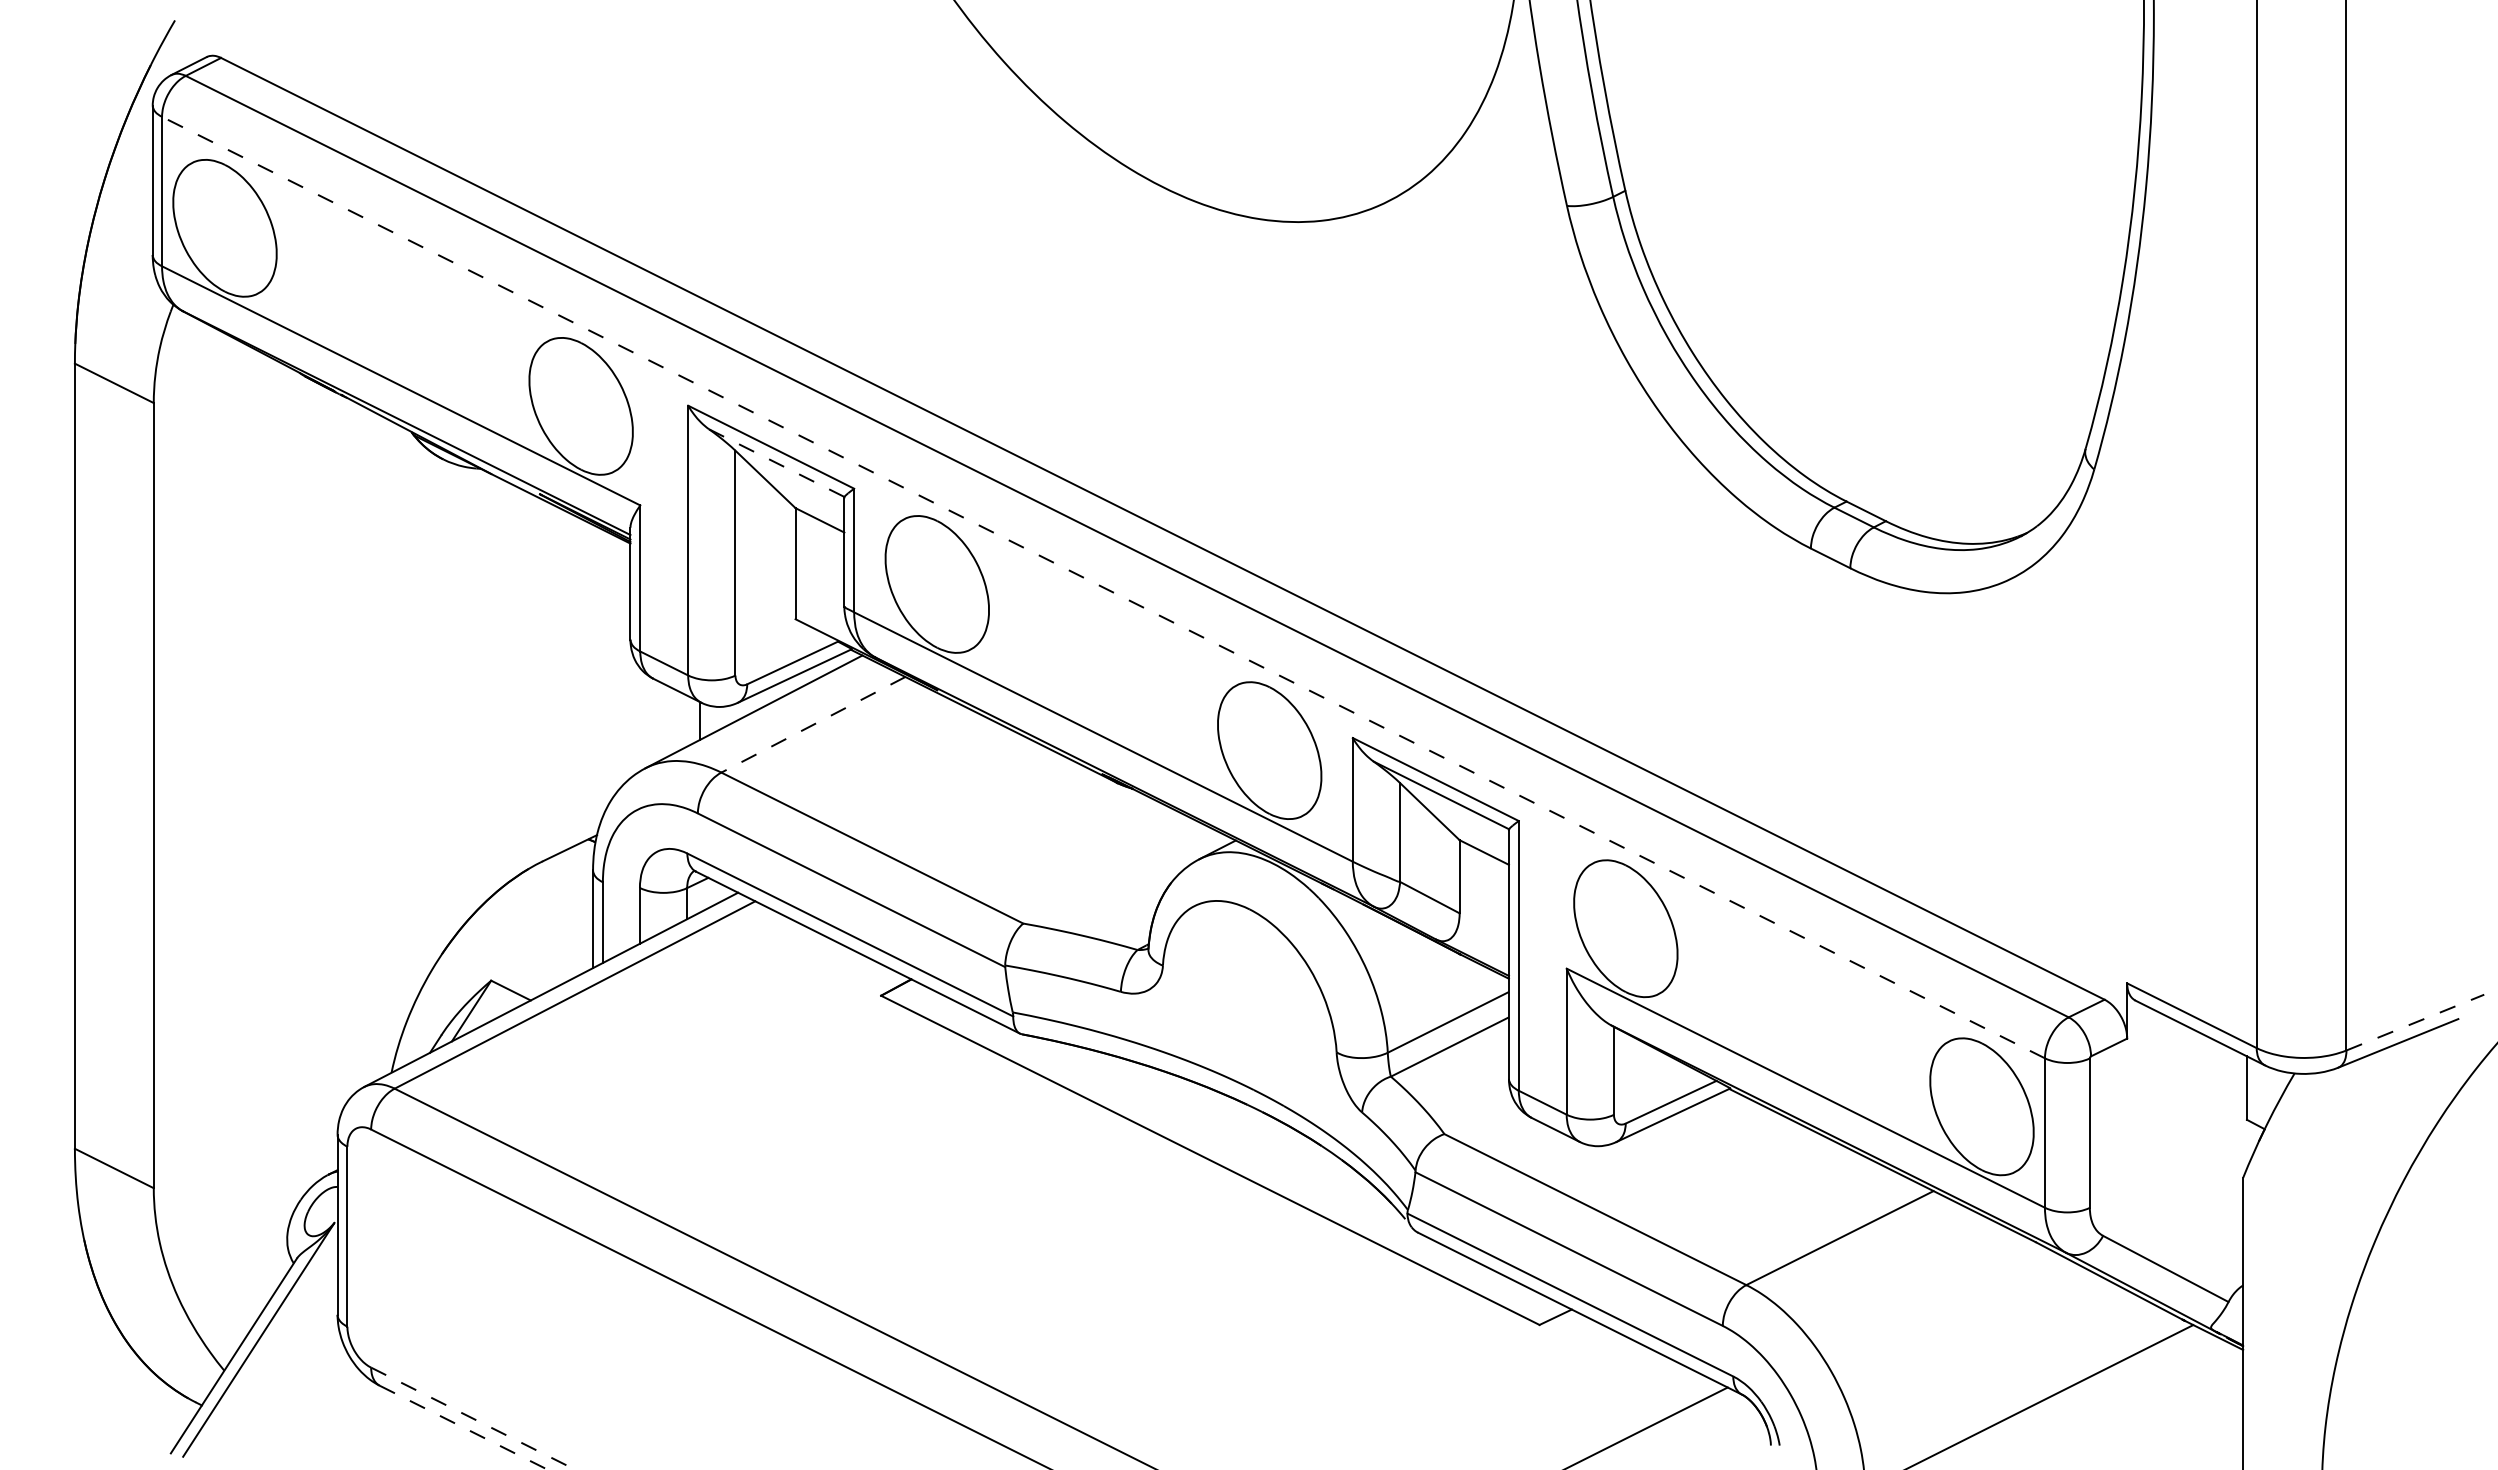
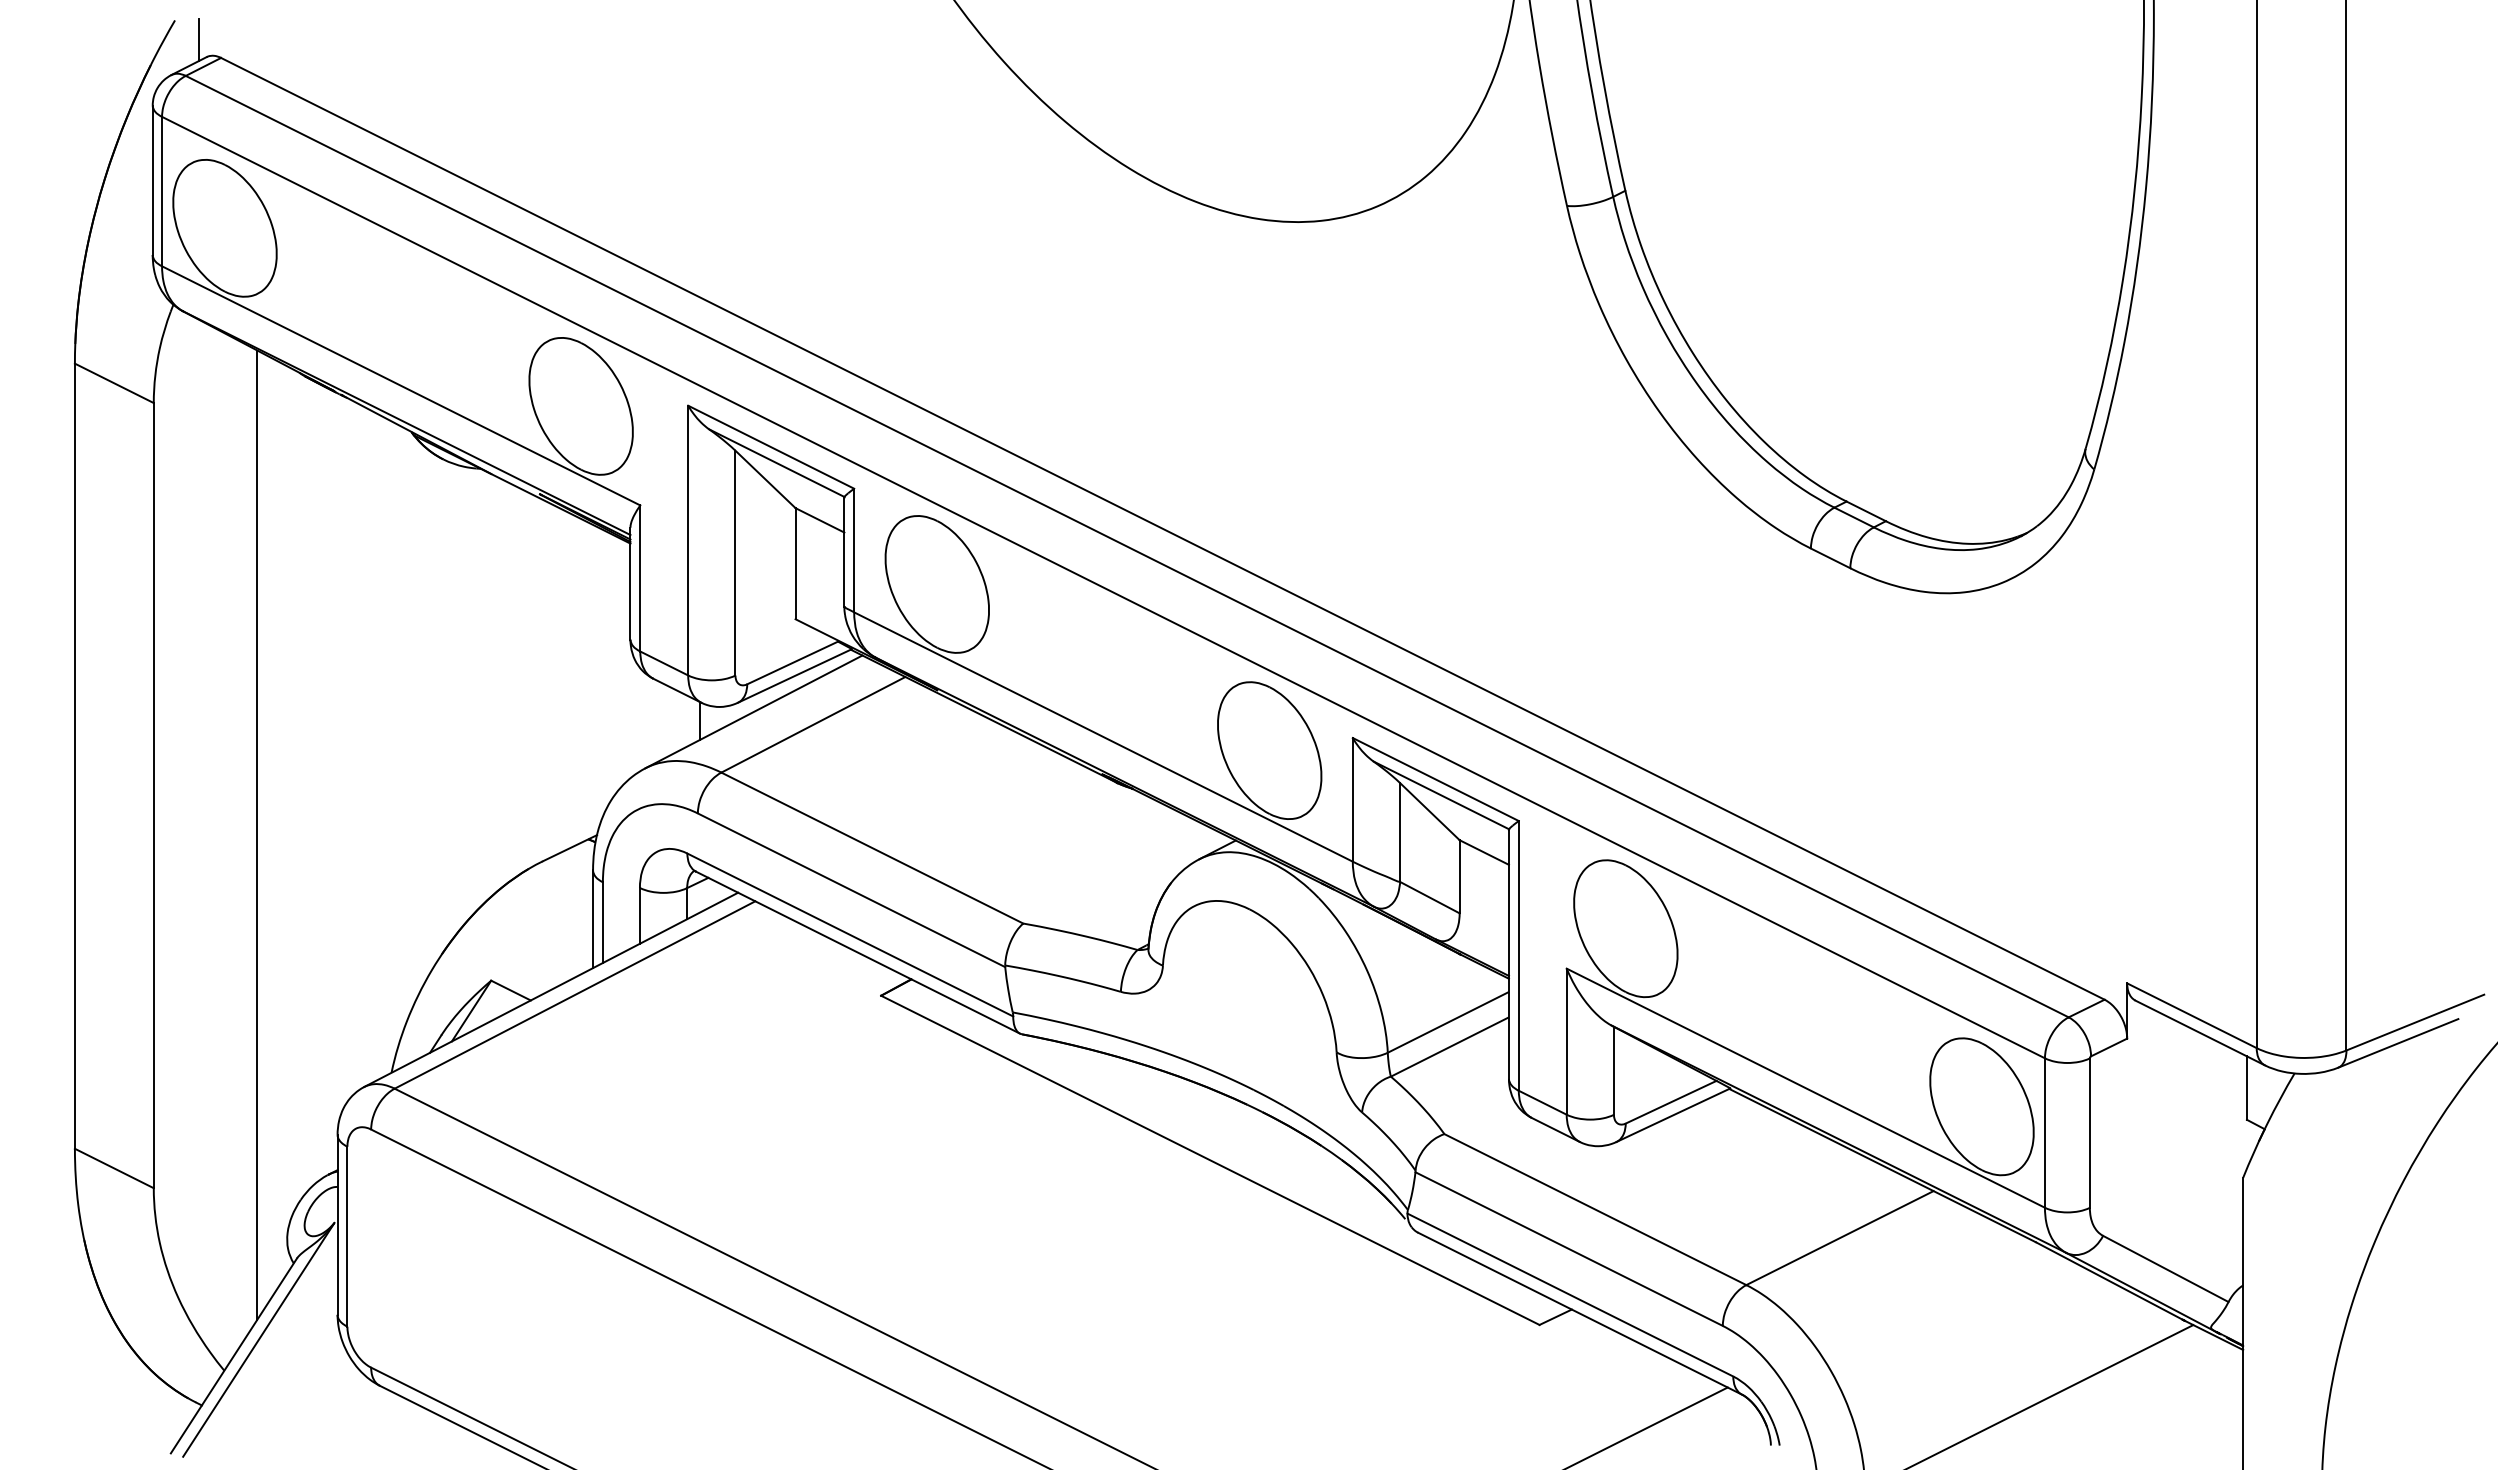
line: none -> present (198, 40)
line: dashed -> solid (776, 463)
line: dashed -> solid (1103, 587)
line: dashed -> solid (813, 724)
line: none -> present (257, 834)
line: dashed -> solid (2415, 1022)
line: dashed -> solid (473, 1419)
line: dashed -> solid (463, 1427)
